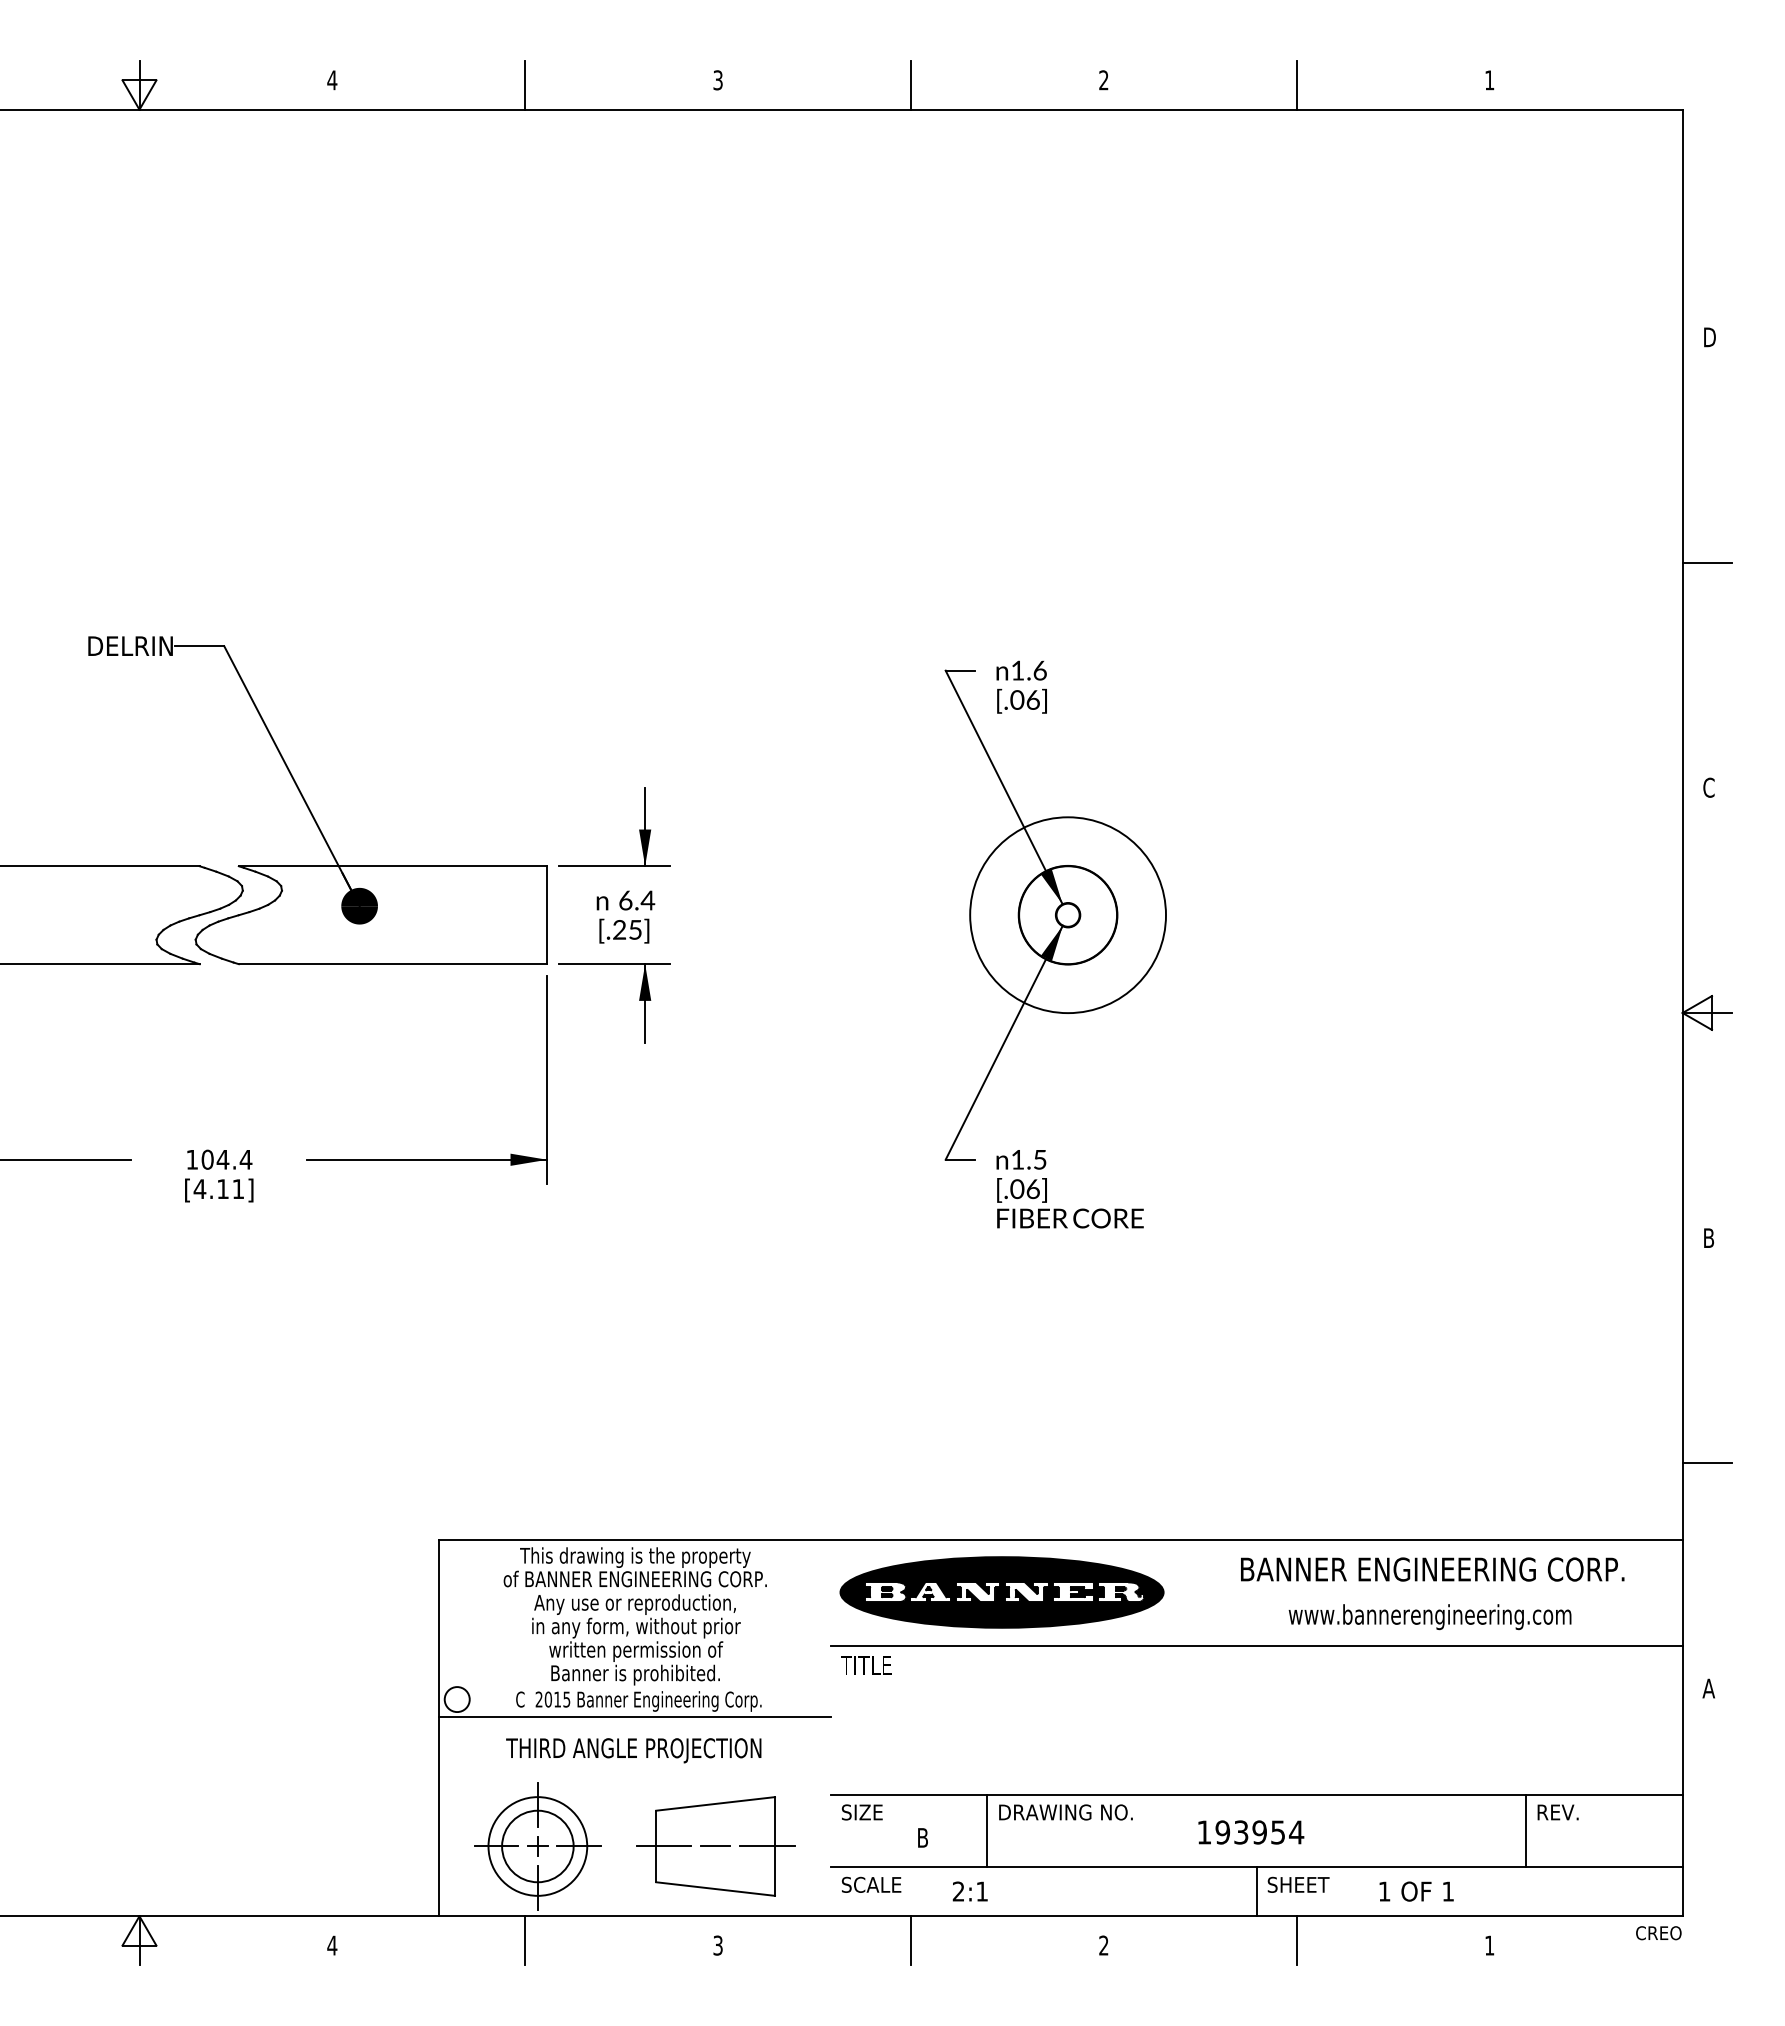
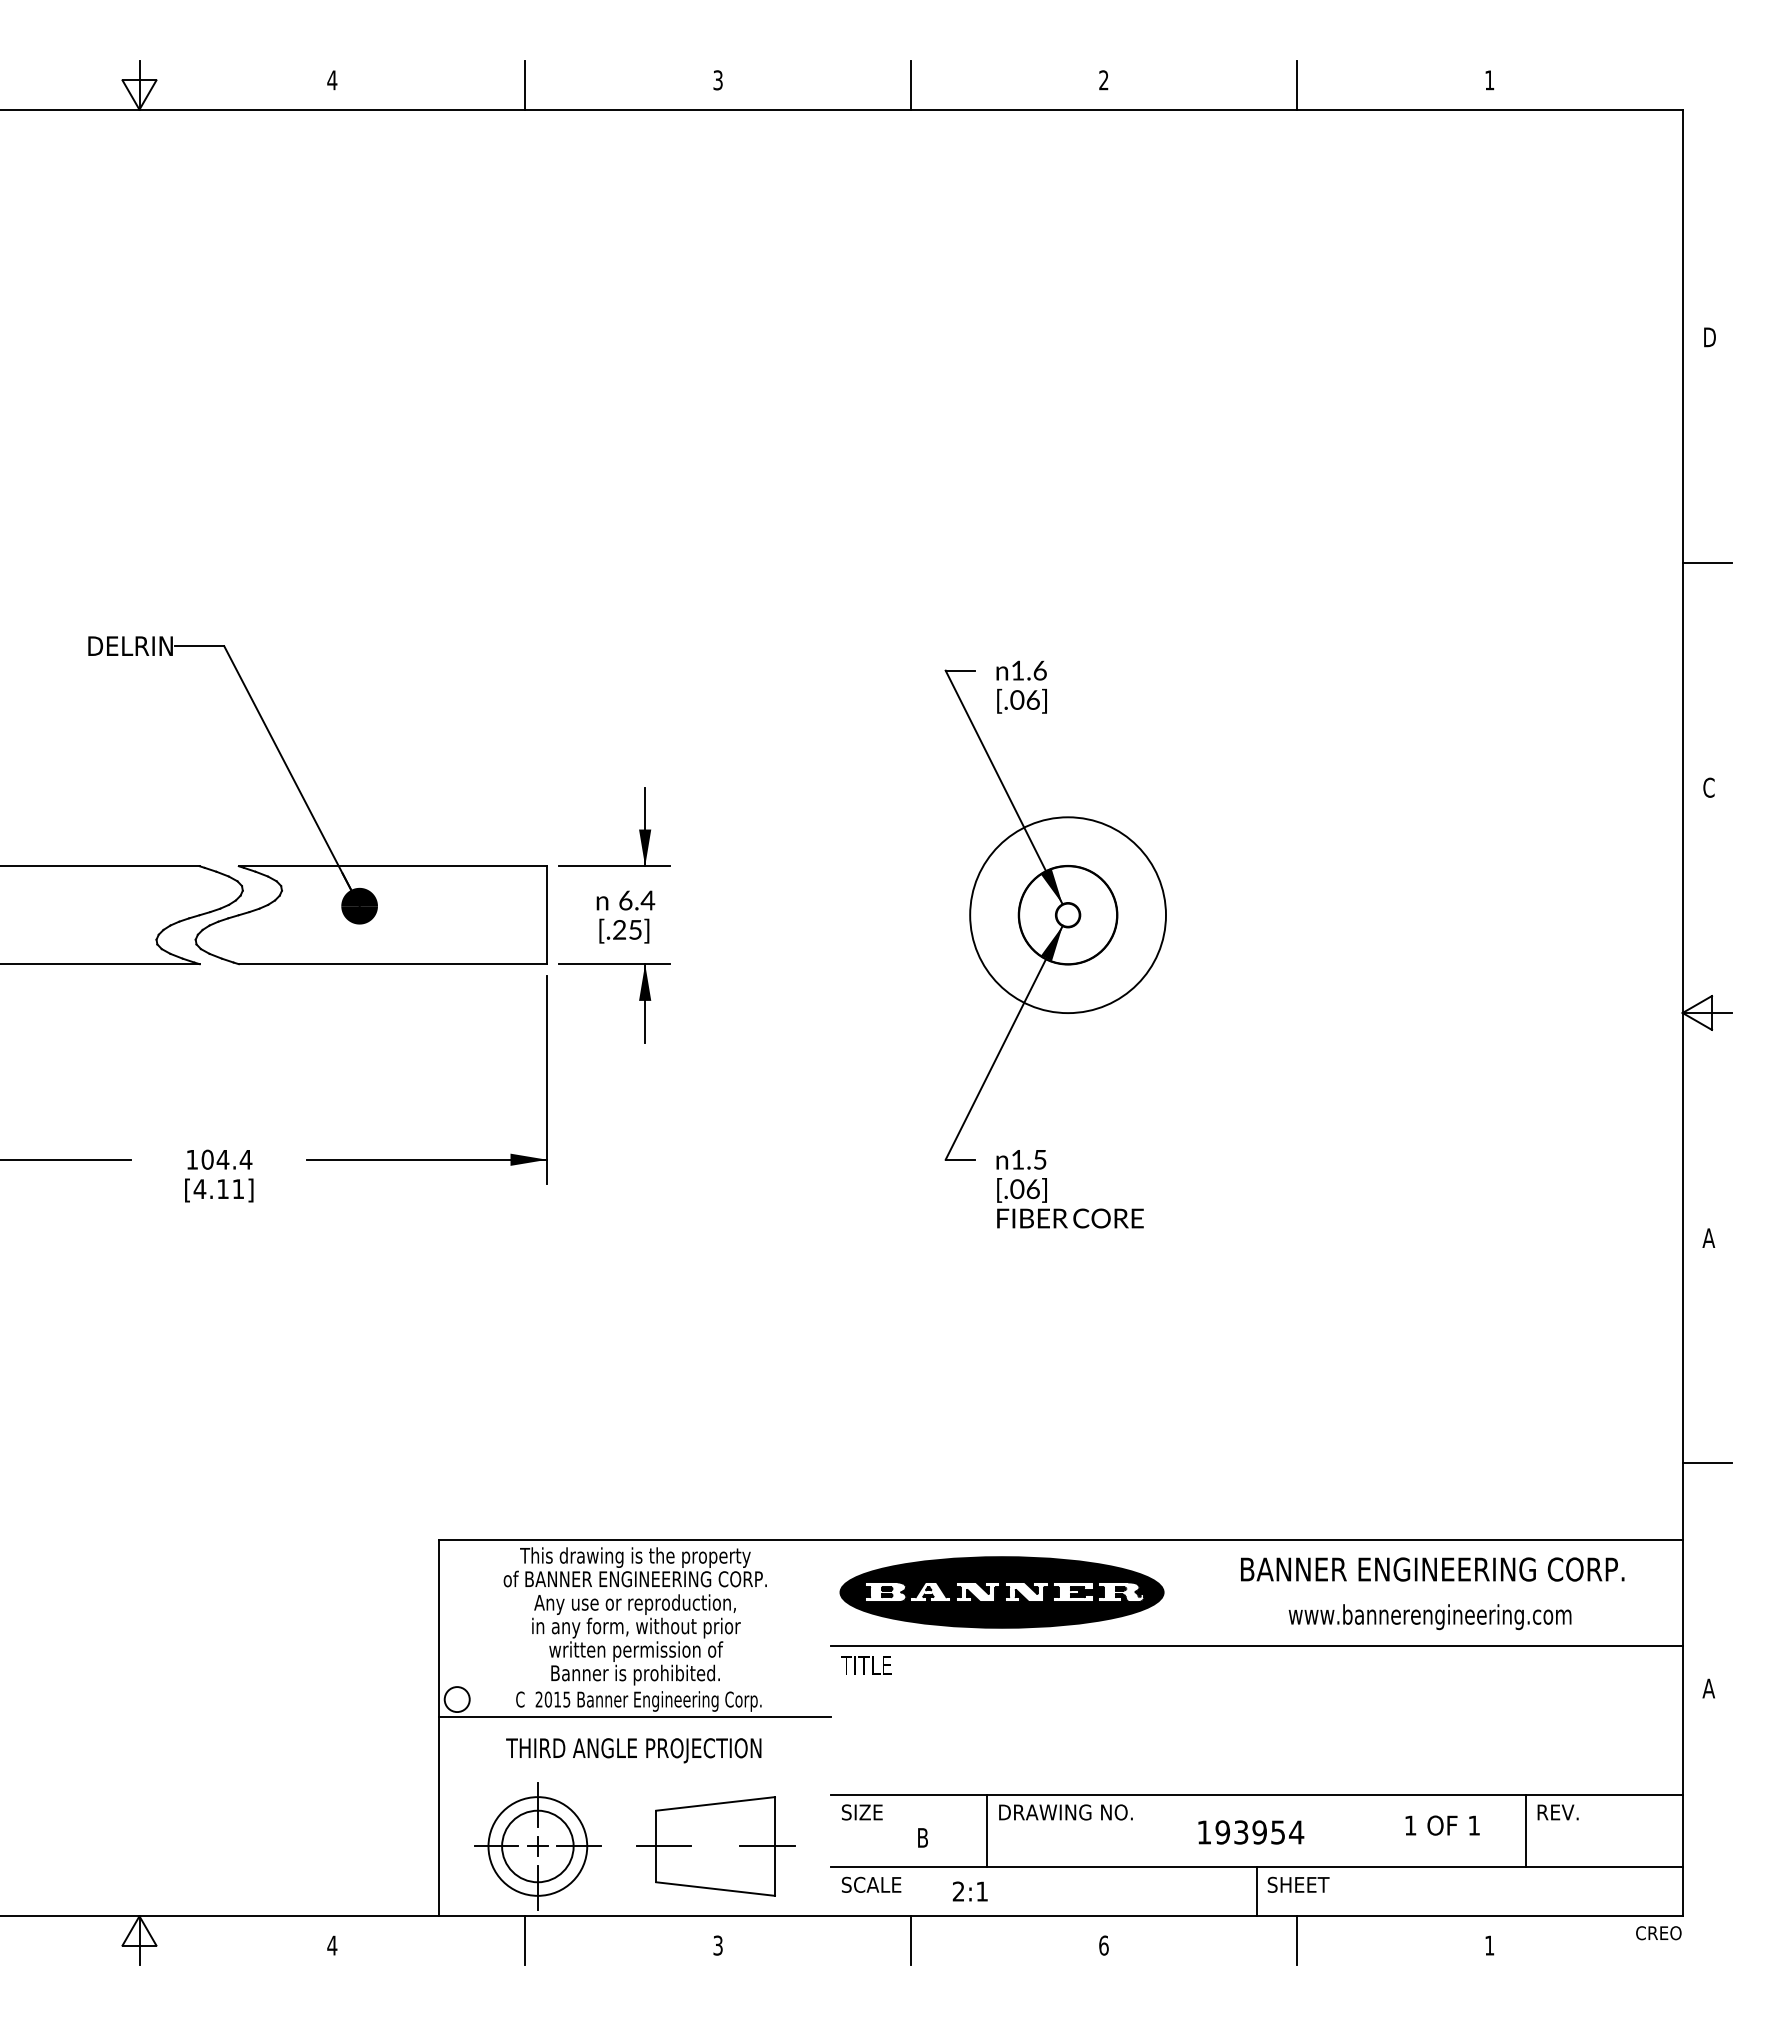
text: B -> A (1708, 1237)
line: present -> none (715, 1846)
text position: (1416, 1891) -> (1442, 1825) (1442, 1825)
text: 2 -> 6 (1103, 1945)
